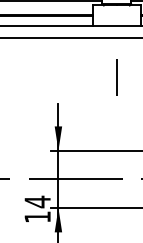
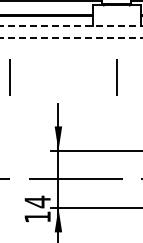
line: solid -> dashed (72, 25)
line: solid -> dashed (72, 38)
line: none -> present (9, 77)
